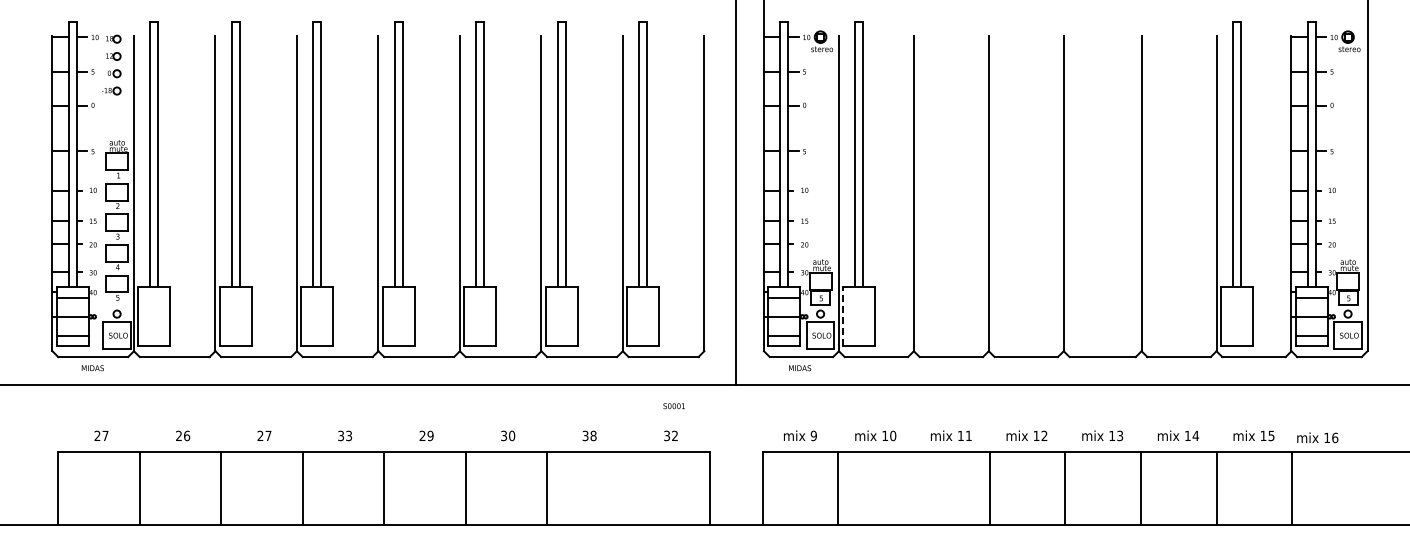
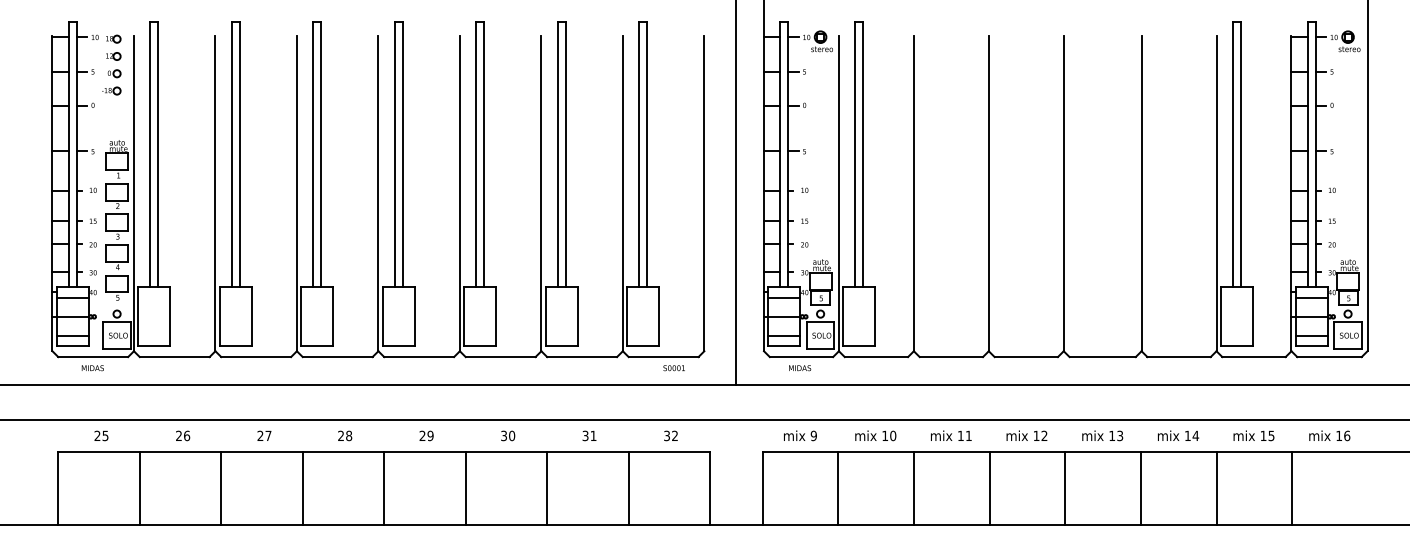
line: dashed -> solid (843, 316)
text position: (673, 406) -> (673, 368) (673, 368)
line: none -> present (704, 419)
text: 33 -> 28 (345, 435)
text: 38 -> 31 (593, 435)
text: 27 -> 25 (105, 436)
text position: (1317, 437) -> (1329, 435) (1329, 435)
line: none -> present (628, 487)
line: none -> present (913, 487)
